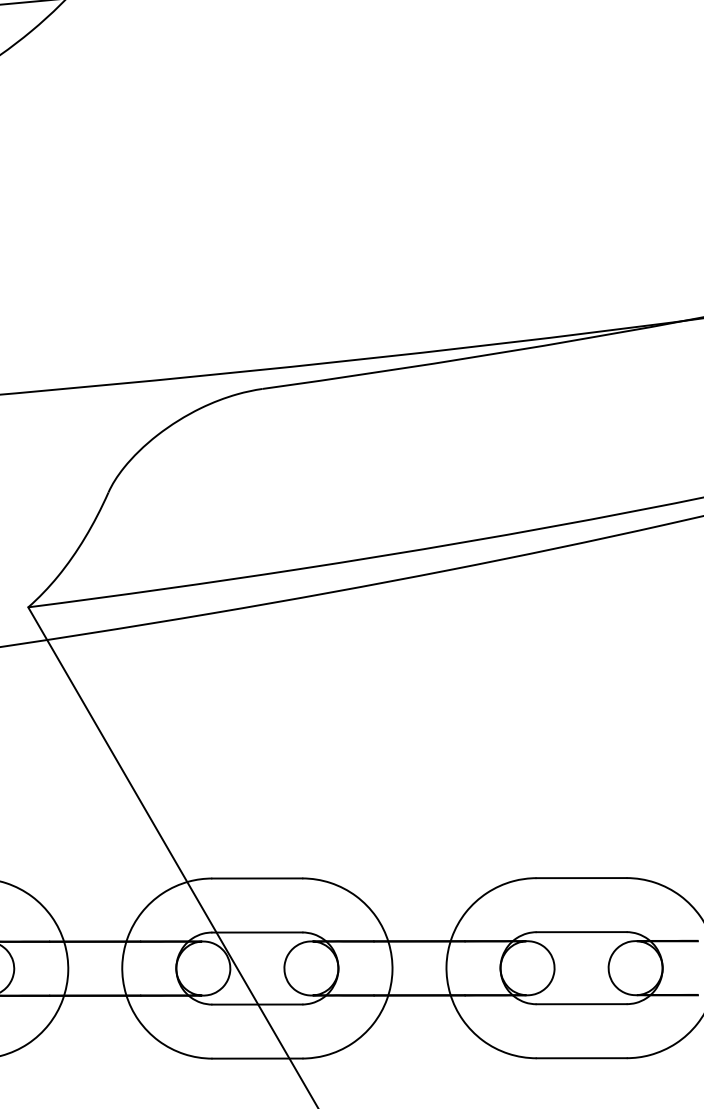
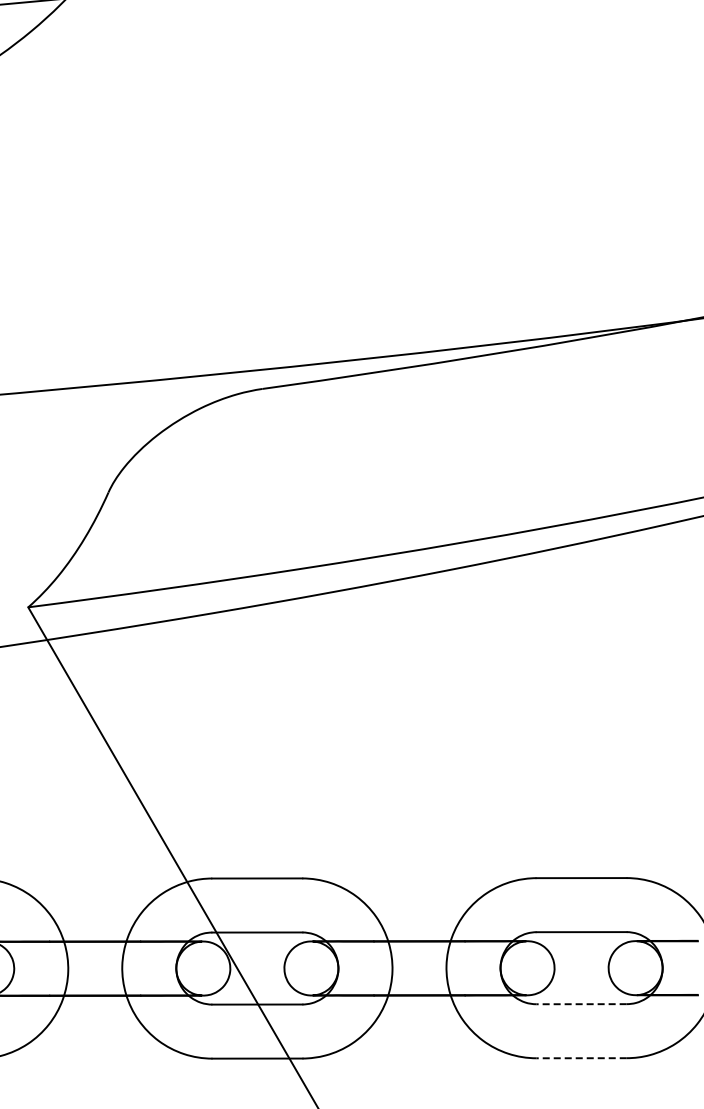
line: solid -> dashed (581, 1004)
line: solid -> dashed (581, 1058)
